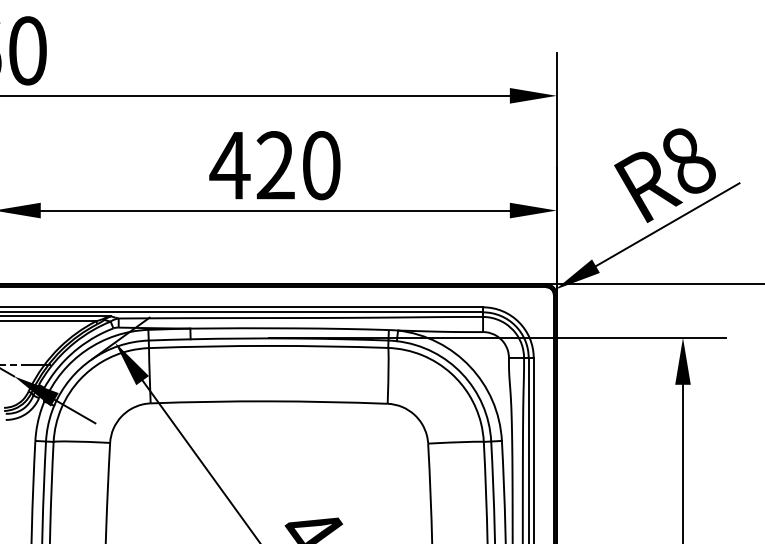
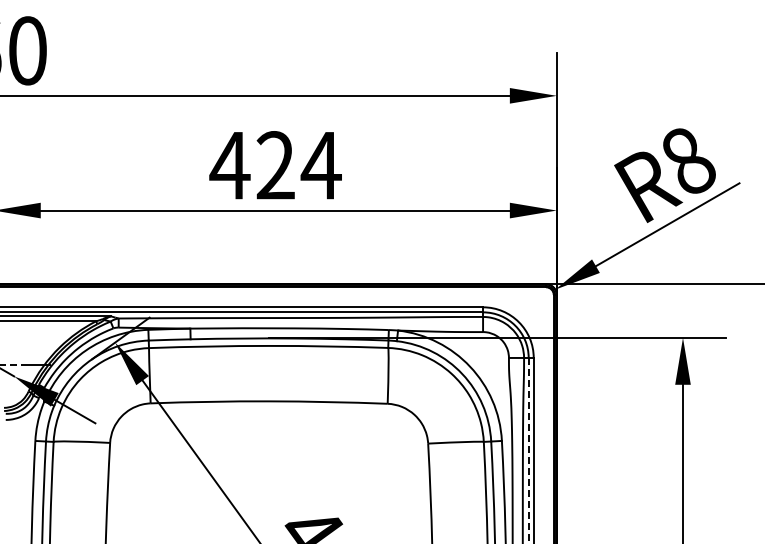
text: 420 -> 424 (320, 165)
line: solid -> dashed (528, 450)
